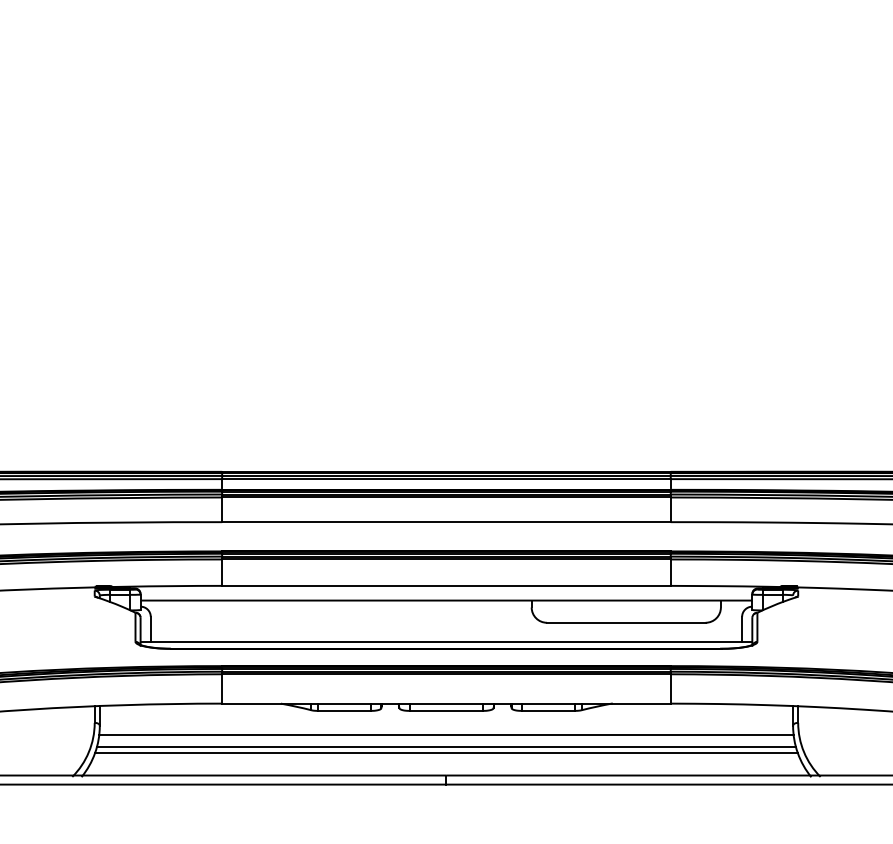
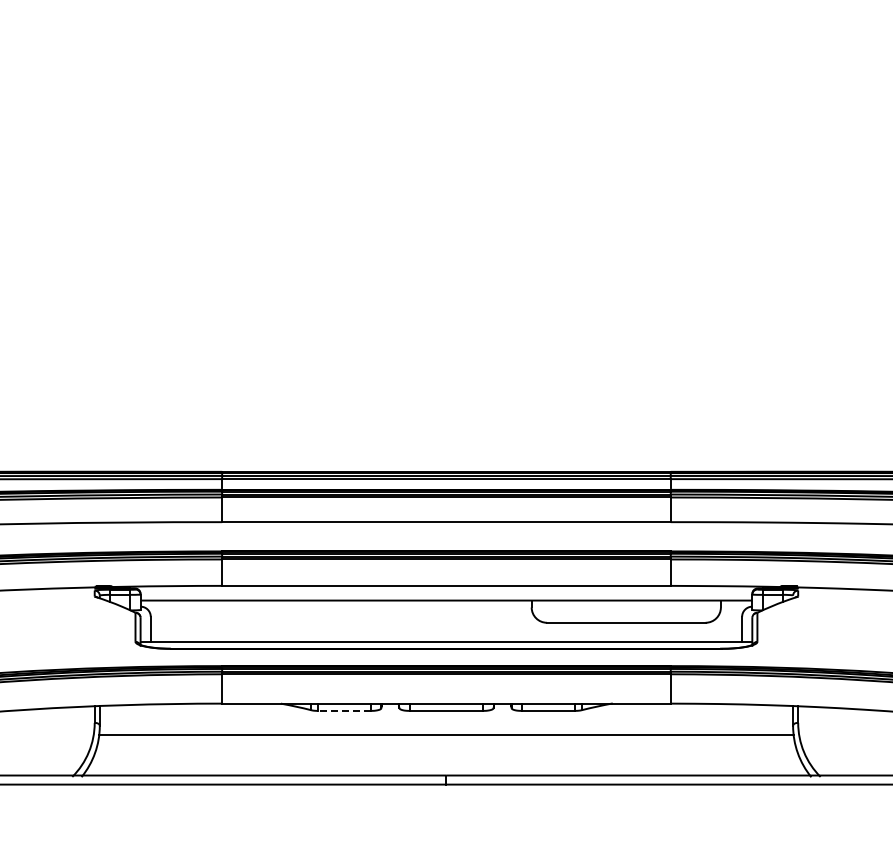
line: solid -> dashed (344, 710)
line: present -> none (446, 746)
line: present -> none (446, 752)
